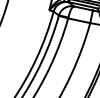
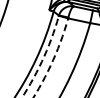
arc: solid -> dashed (43, 58)
arc: solid -> dashed (53, 58)
